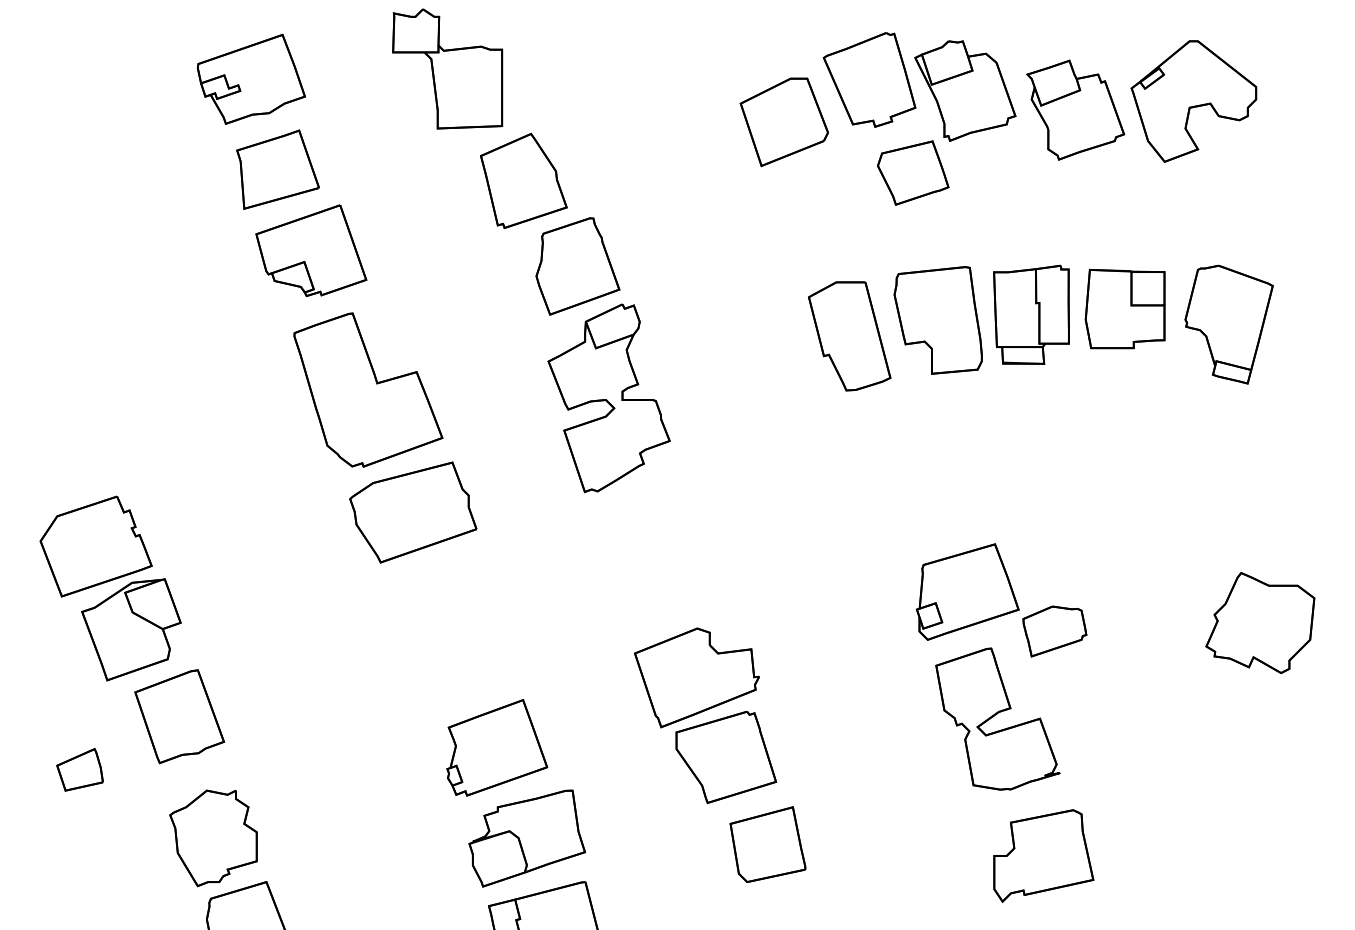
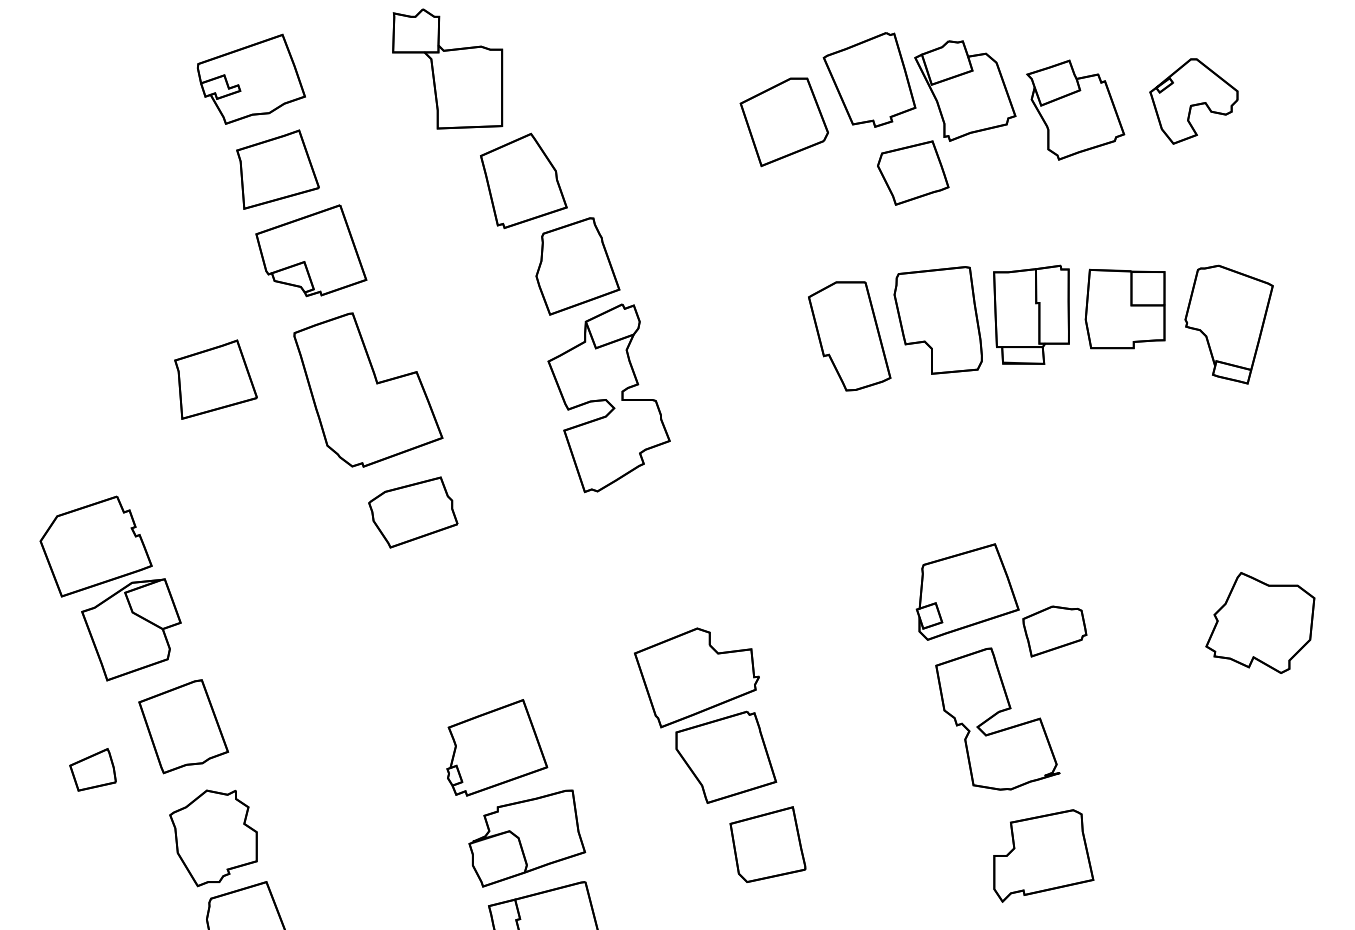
part size: 128x123 px -> 90x87 px (1193, 101)
part: none -> present (215, 379)
part size: 129x103 px -> 91x73 px (413, 512)
part position: (179, 716) -> (183, 726) (183, 726)
part position: (79, 769) -> (92, 769) (92, 769)
